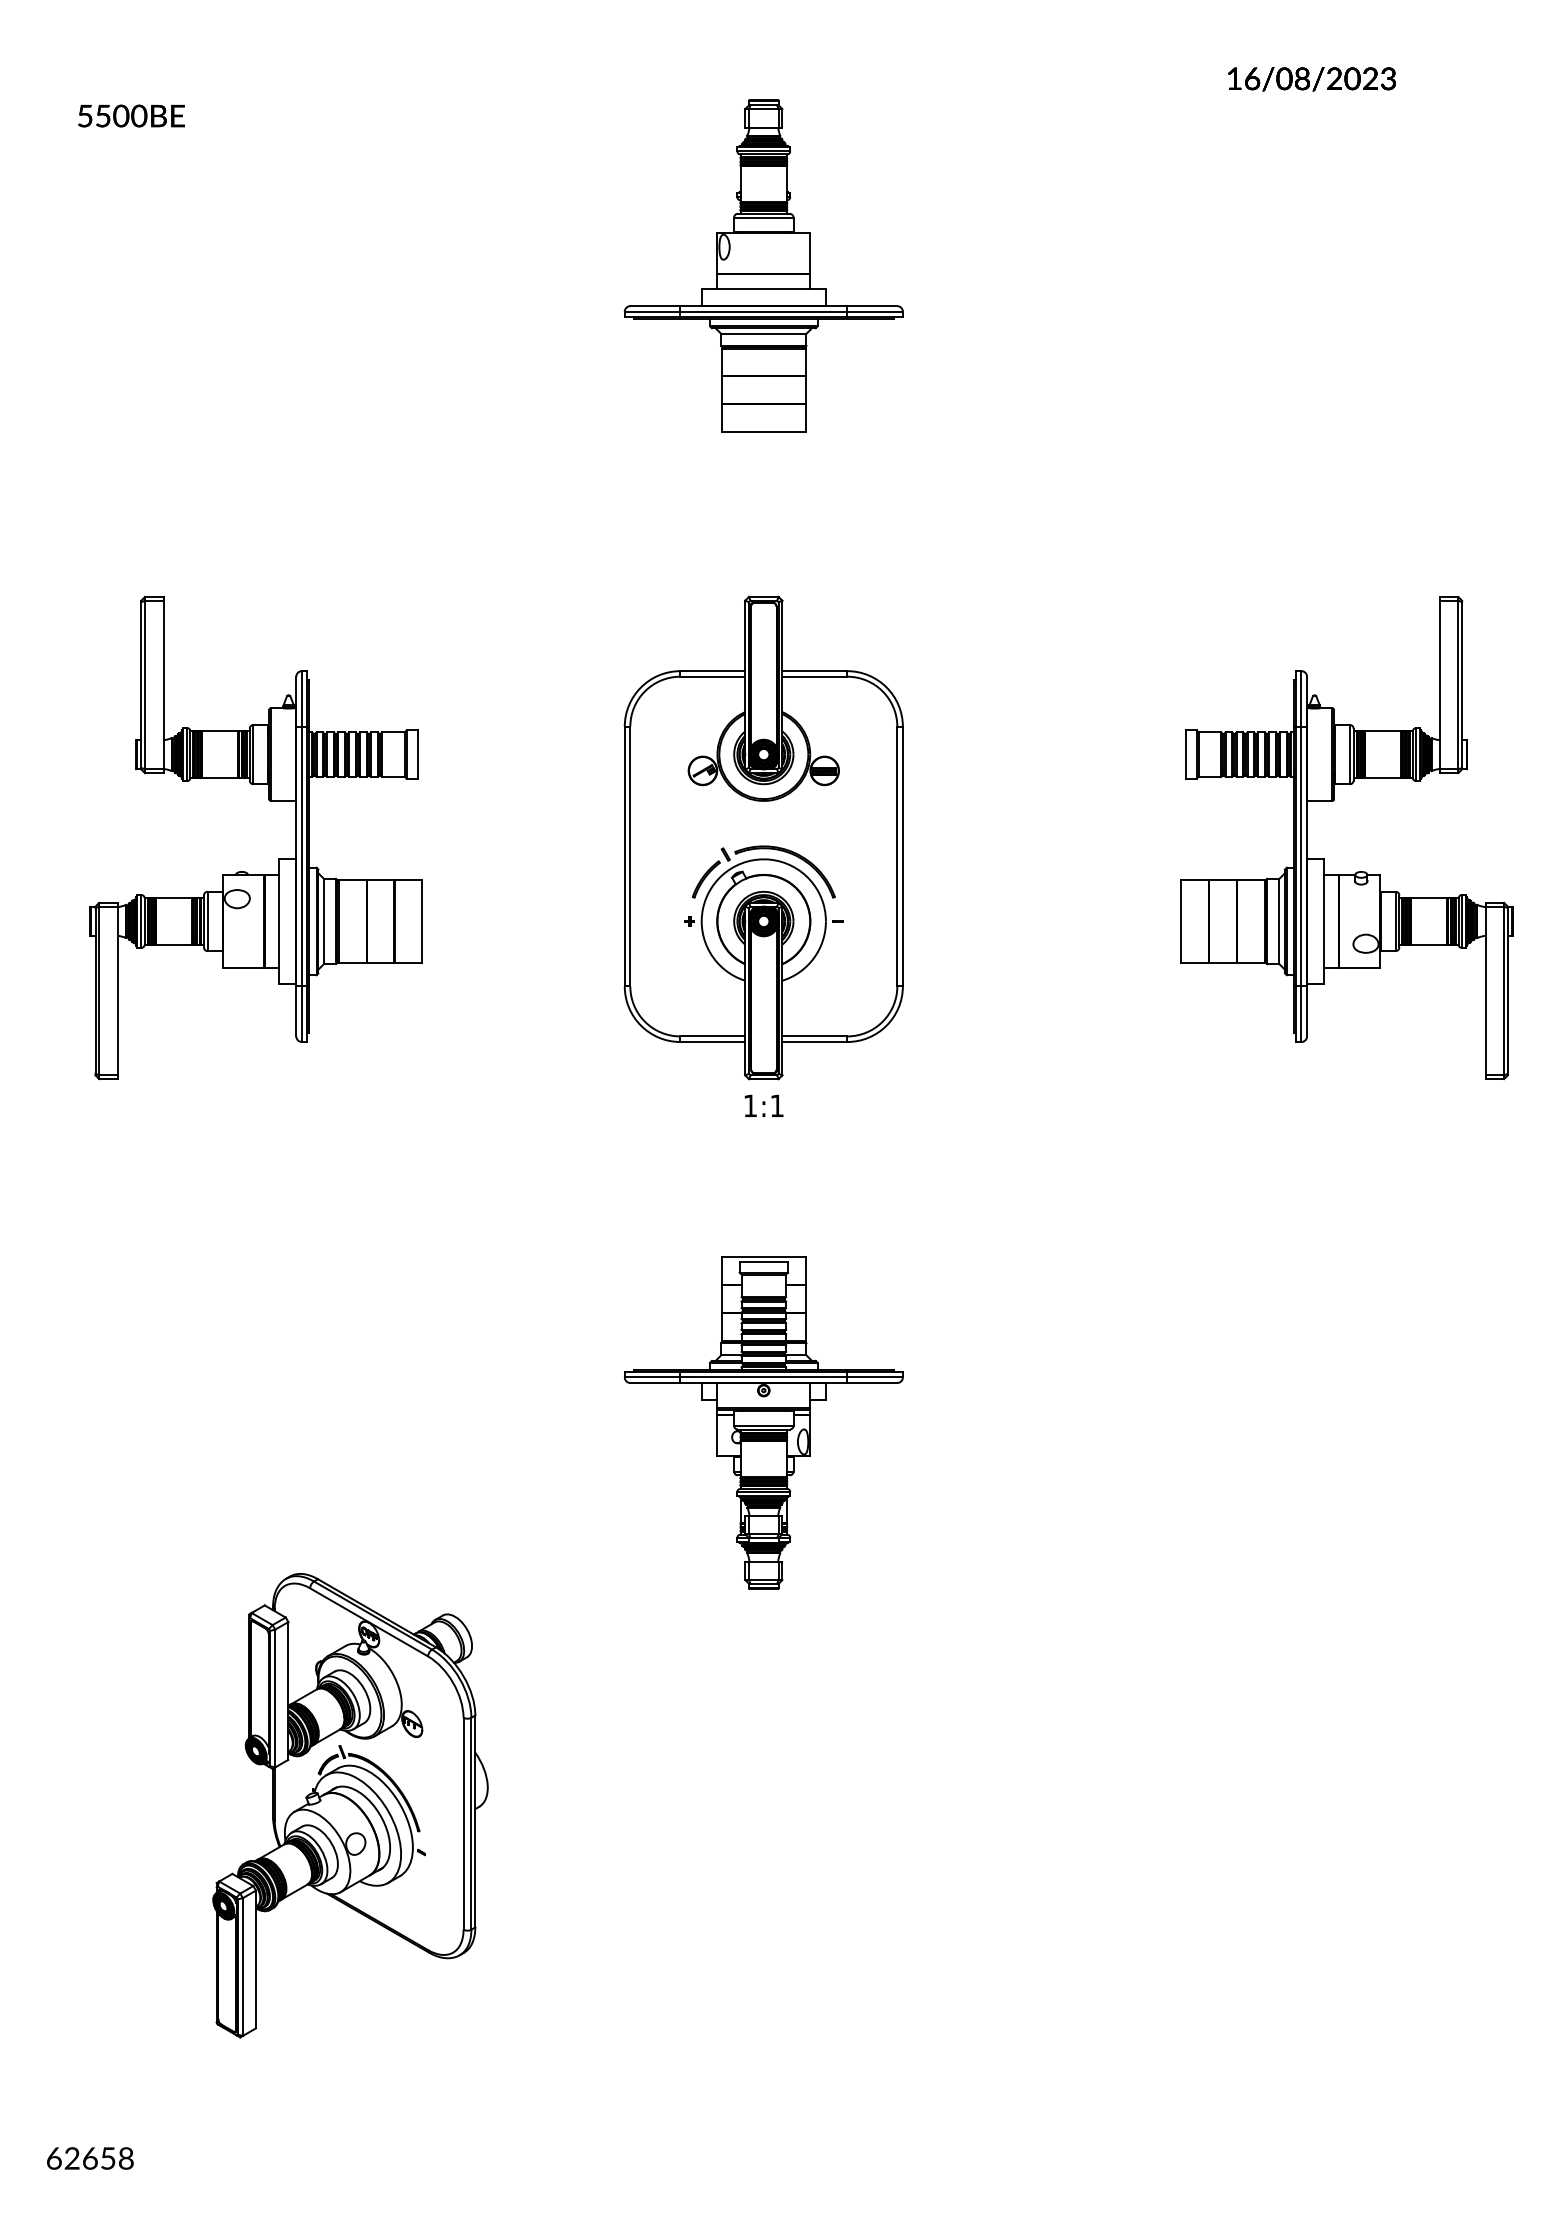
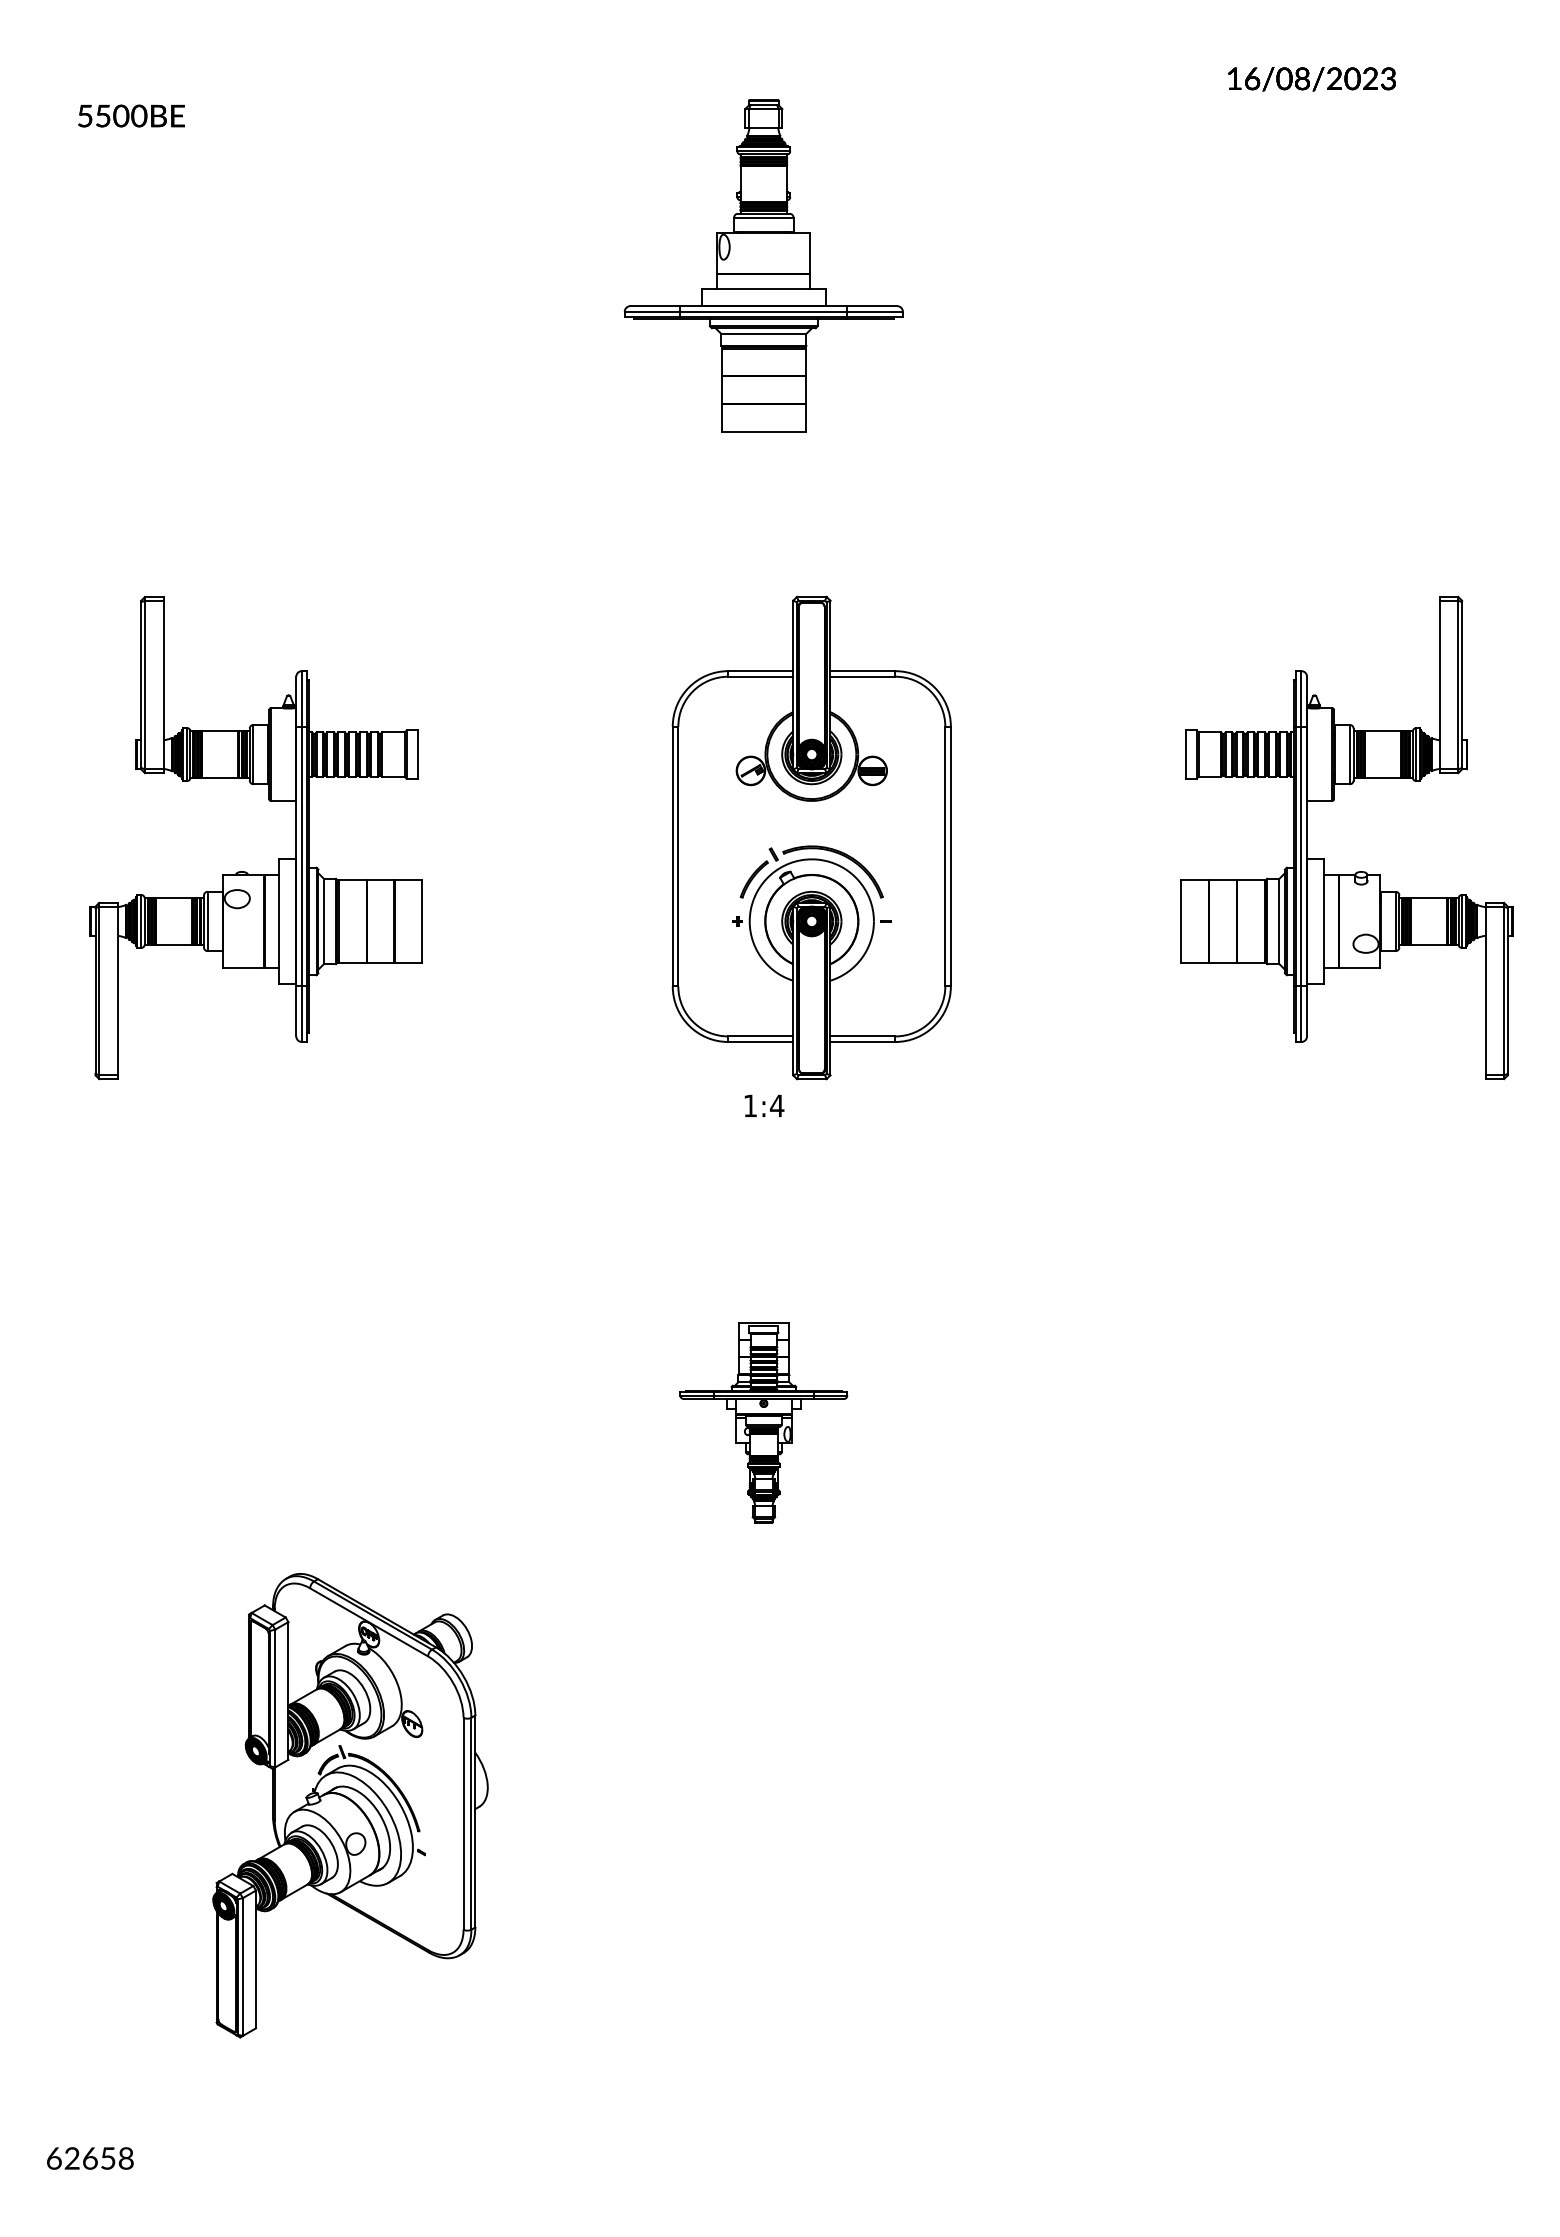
part position: (763, 837) -> (811, 837) (811, 837)
text: 1:1 -> 1:4 (777, 1105)
part size: 280x334 px -> 170x202 px (763, 1422)
